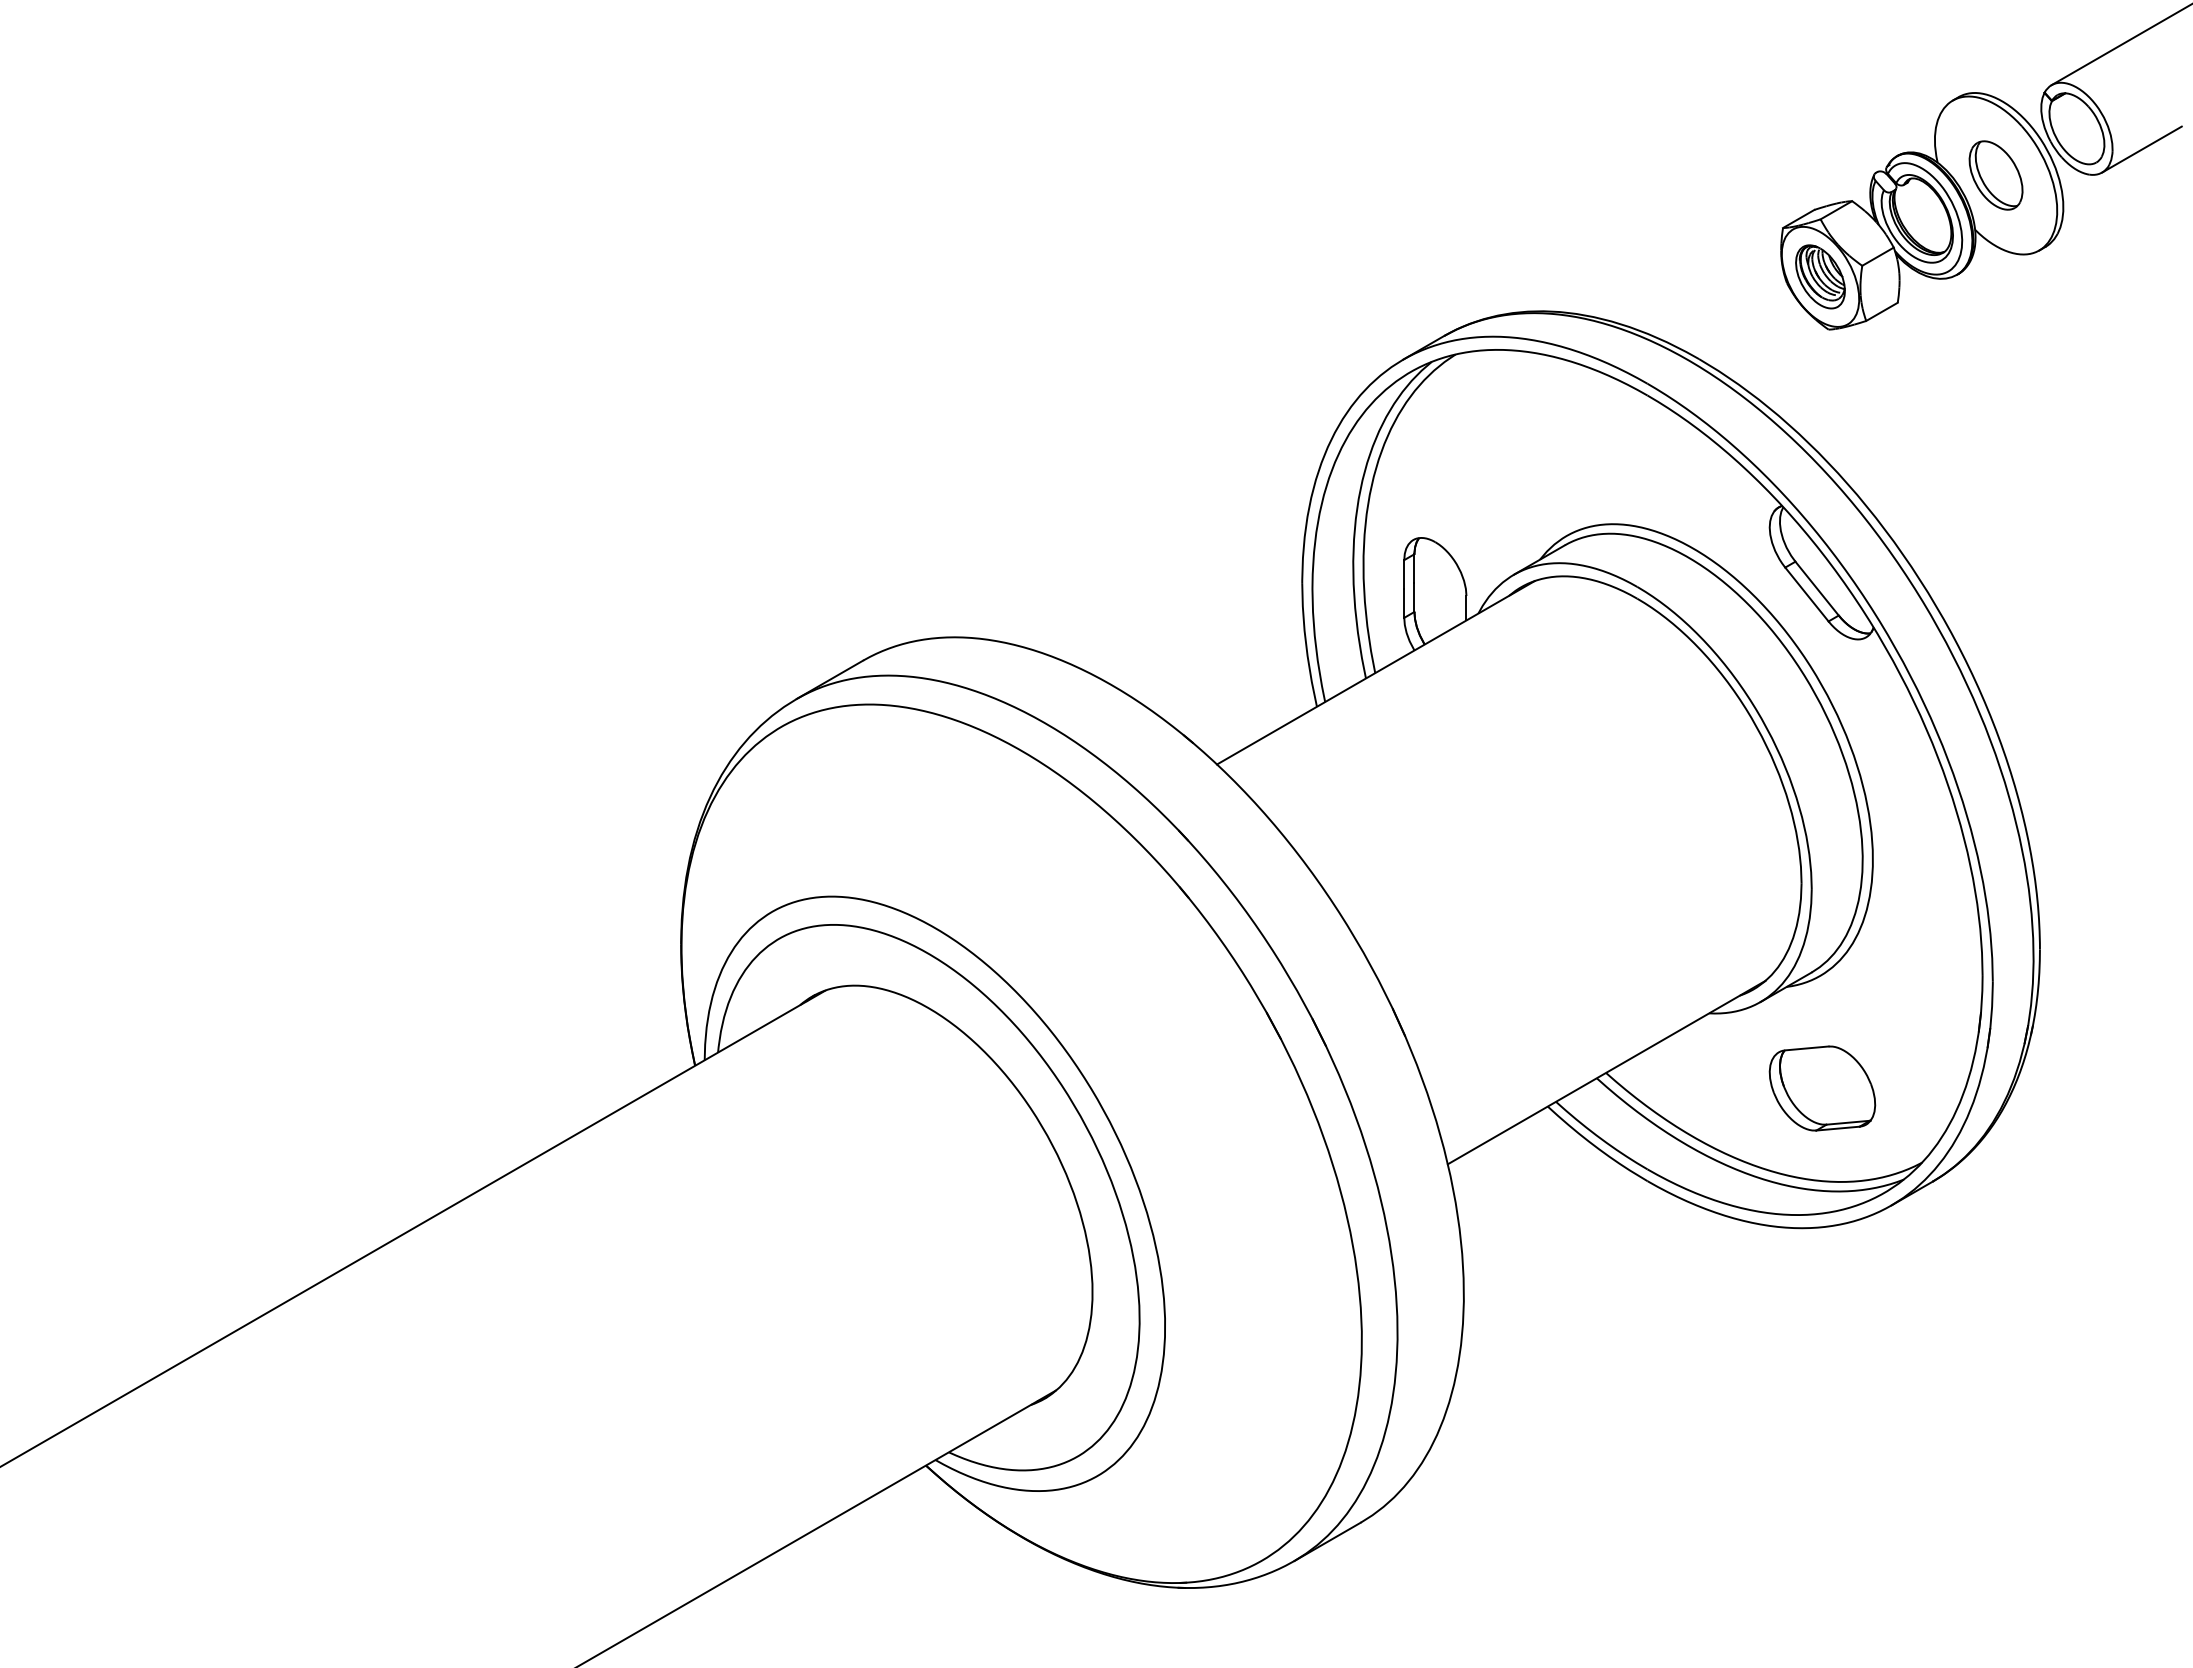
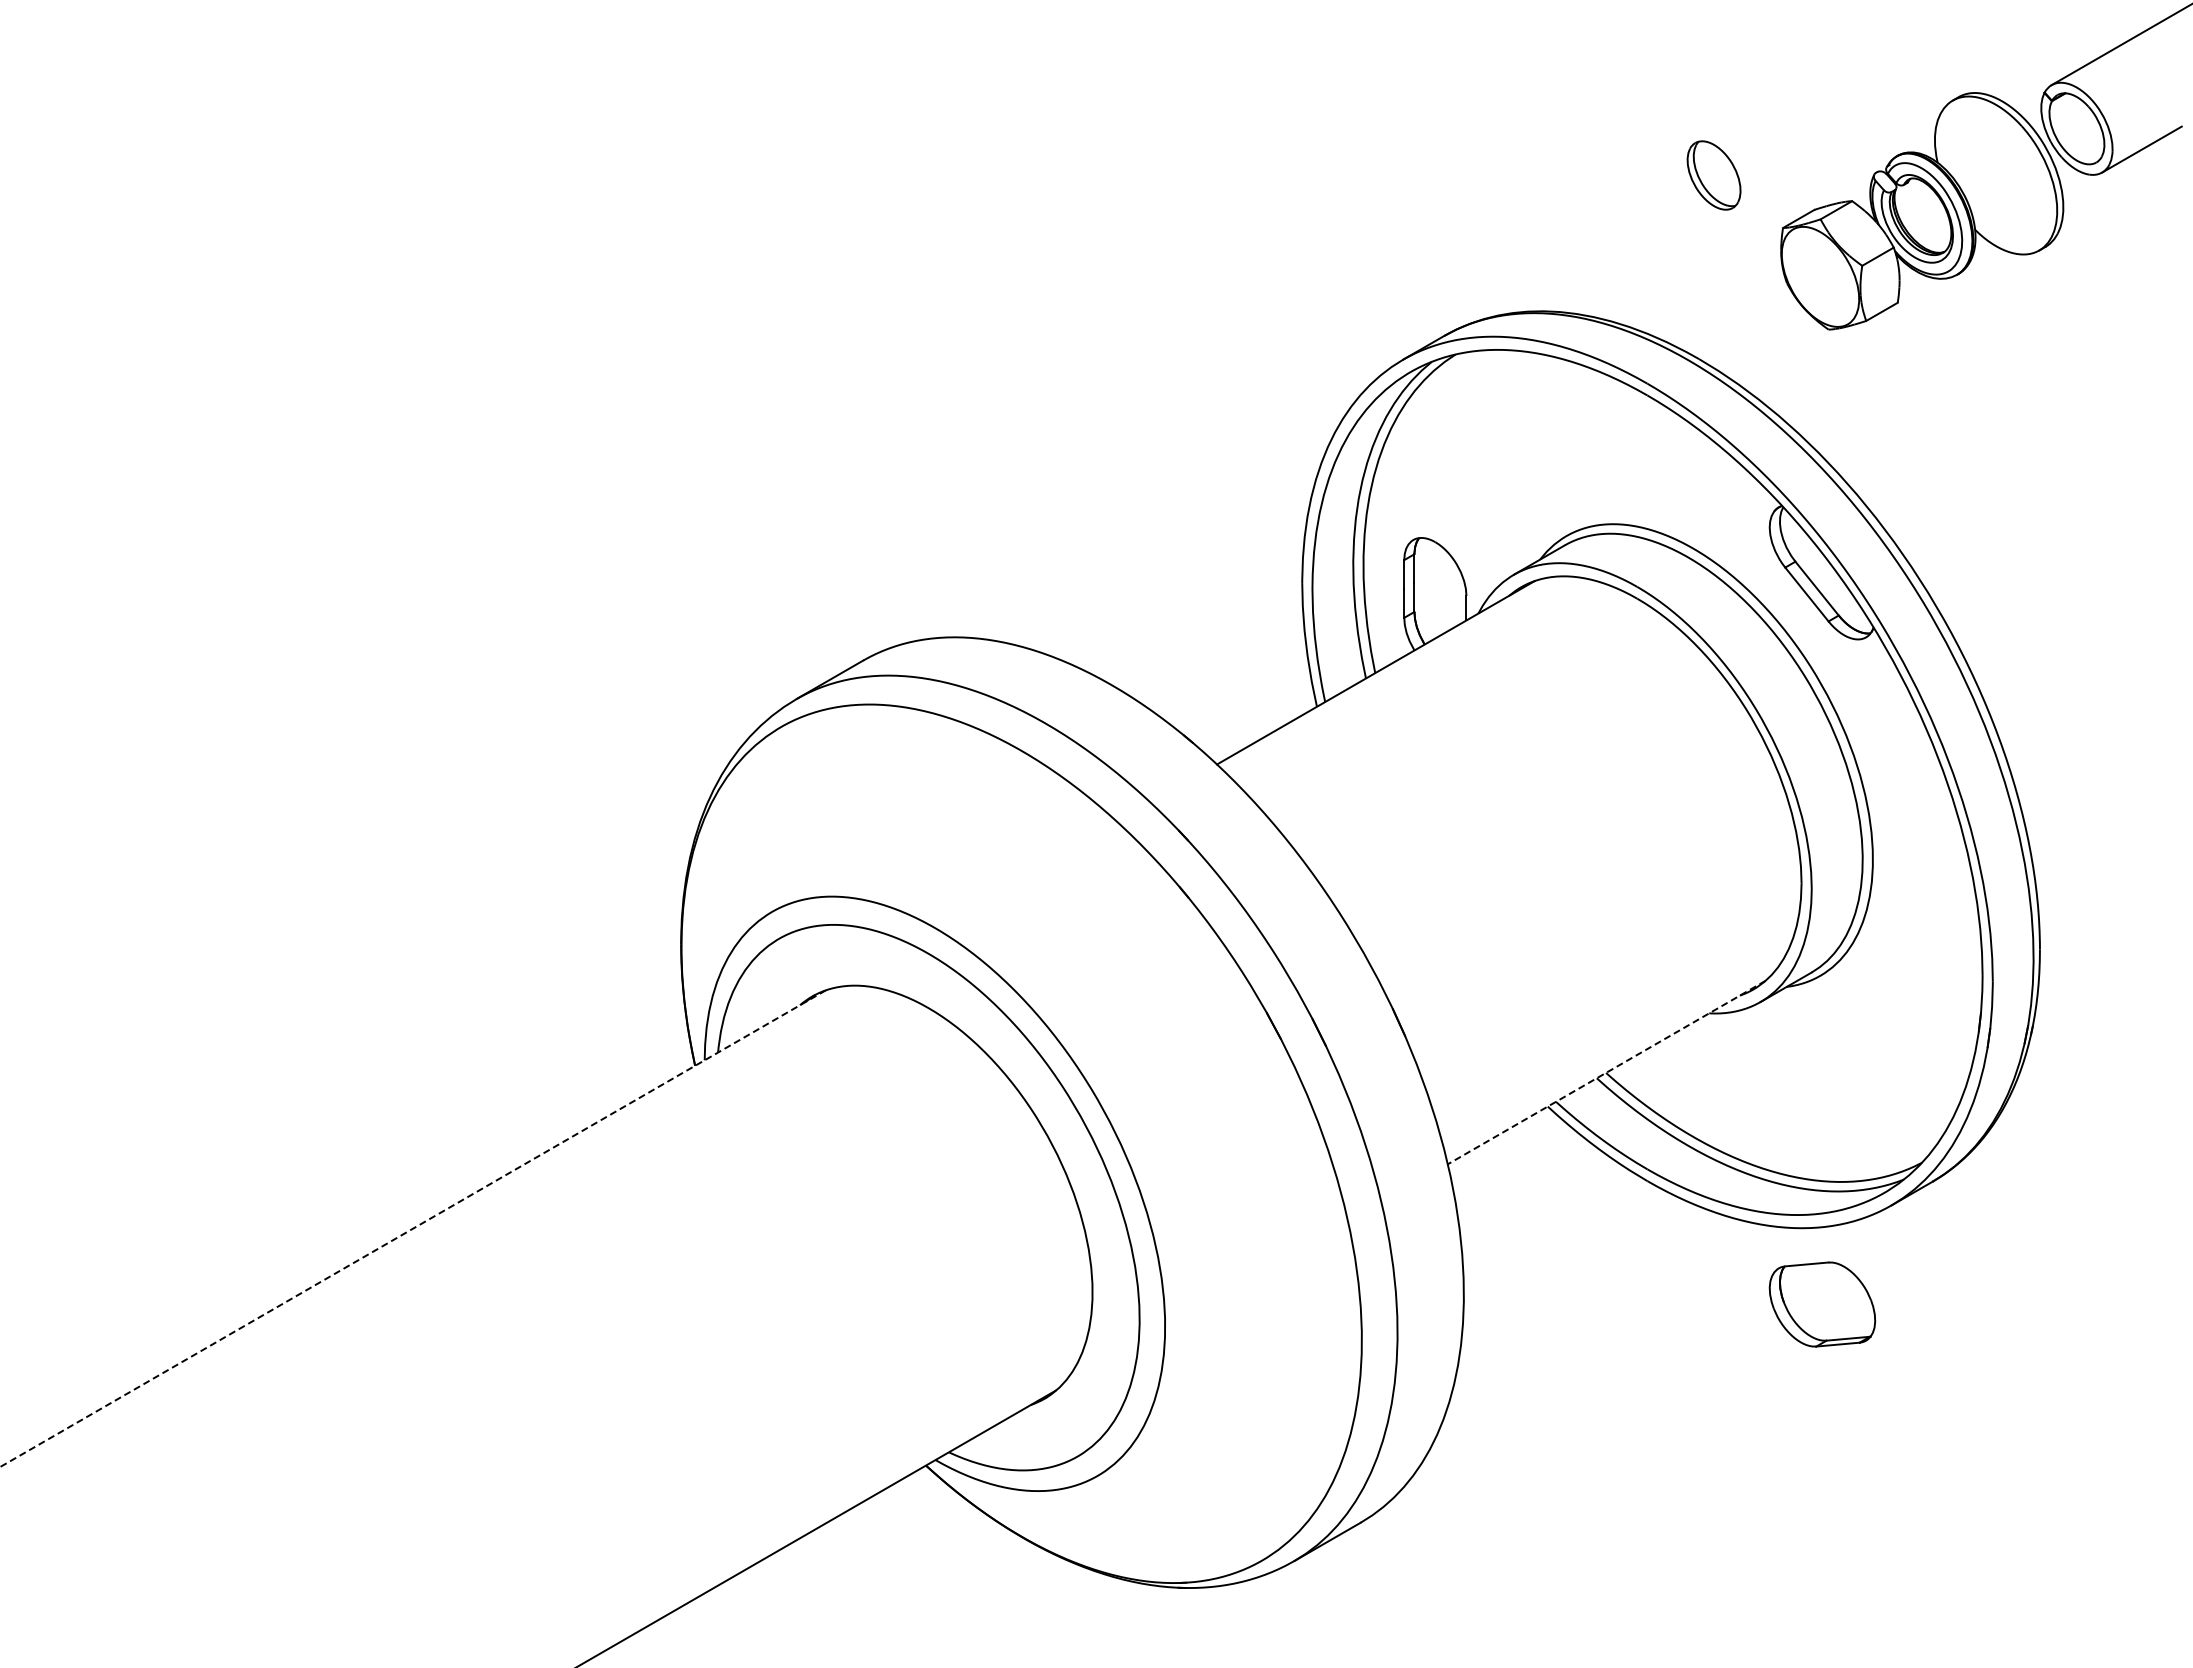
part position: (1995, 175) -> (1713, 175) (1713, 175)
part: present -> none (1820, 276)
line: solid -> dashed (1606, 1072)
part position: (1822, 1088) -> (1822, 1304) (1822, 1304)
line: solid -> dashed (412, 1228)
